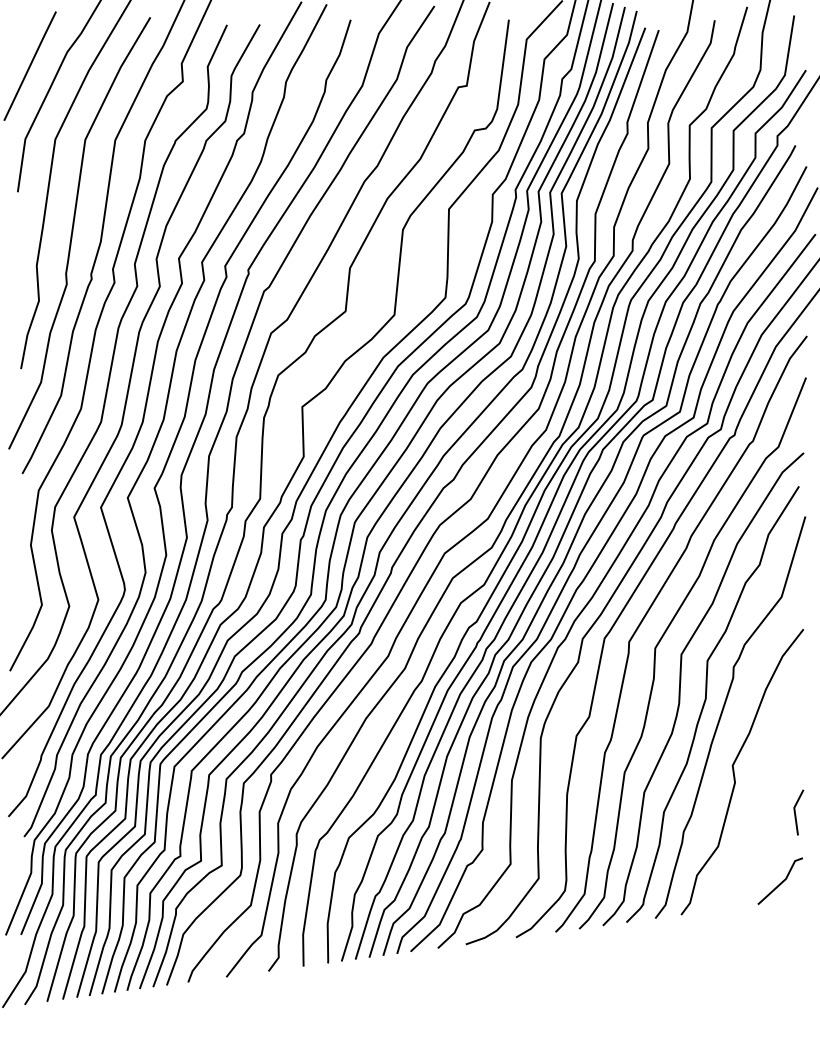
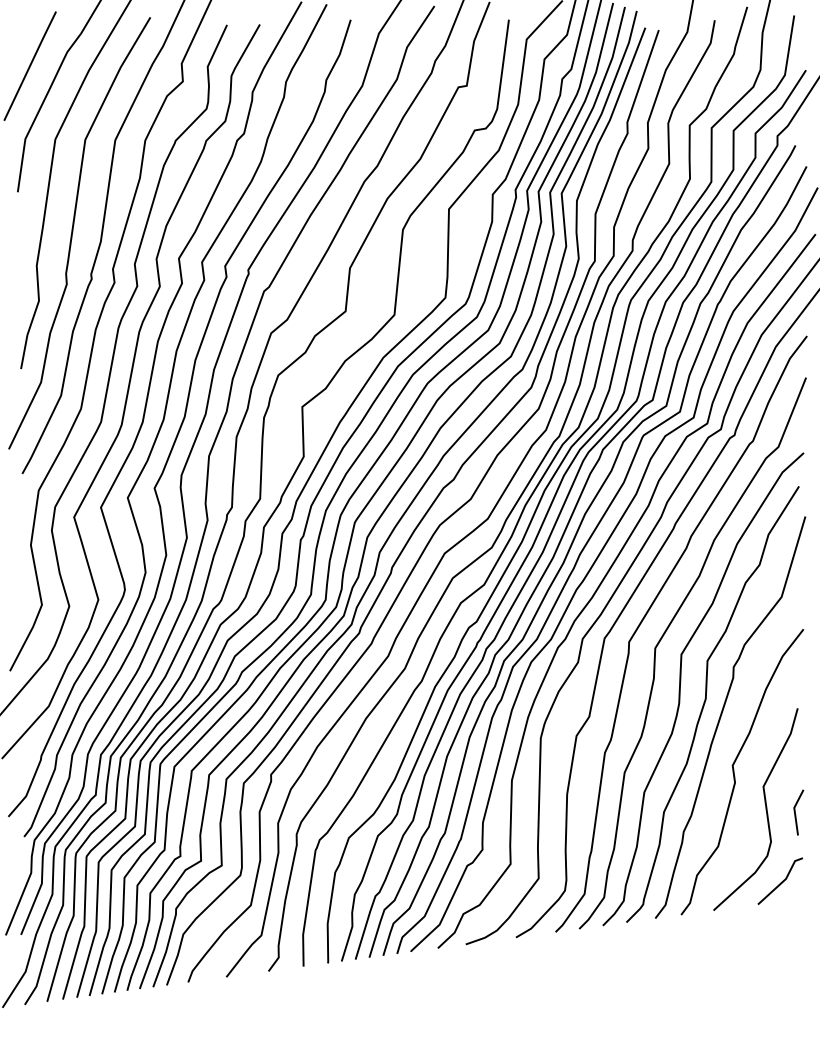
curve: none -> present (765, 809)
